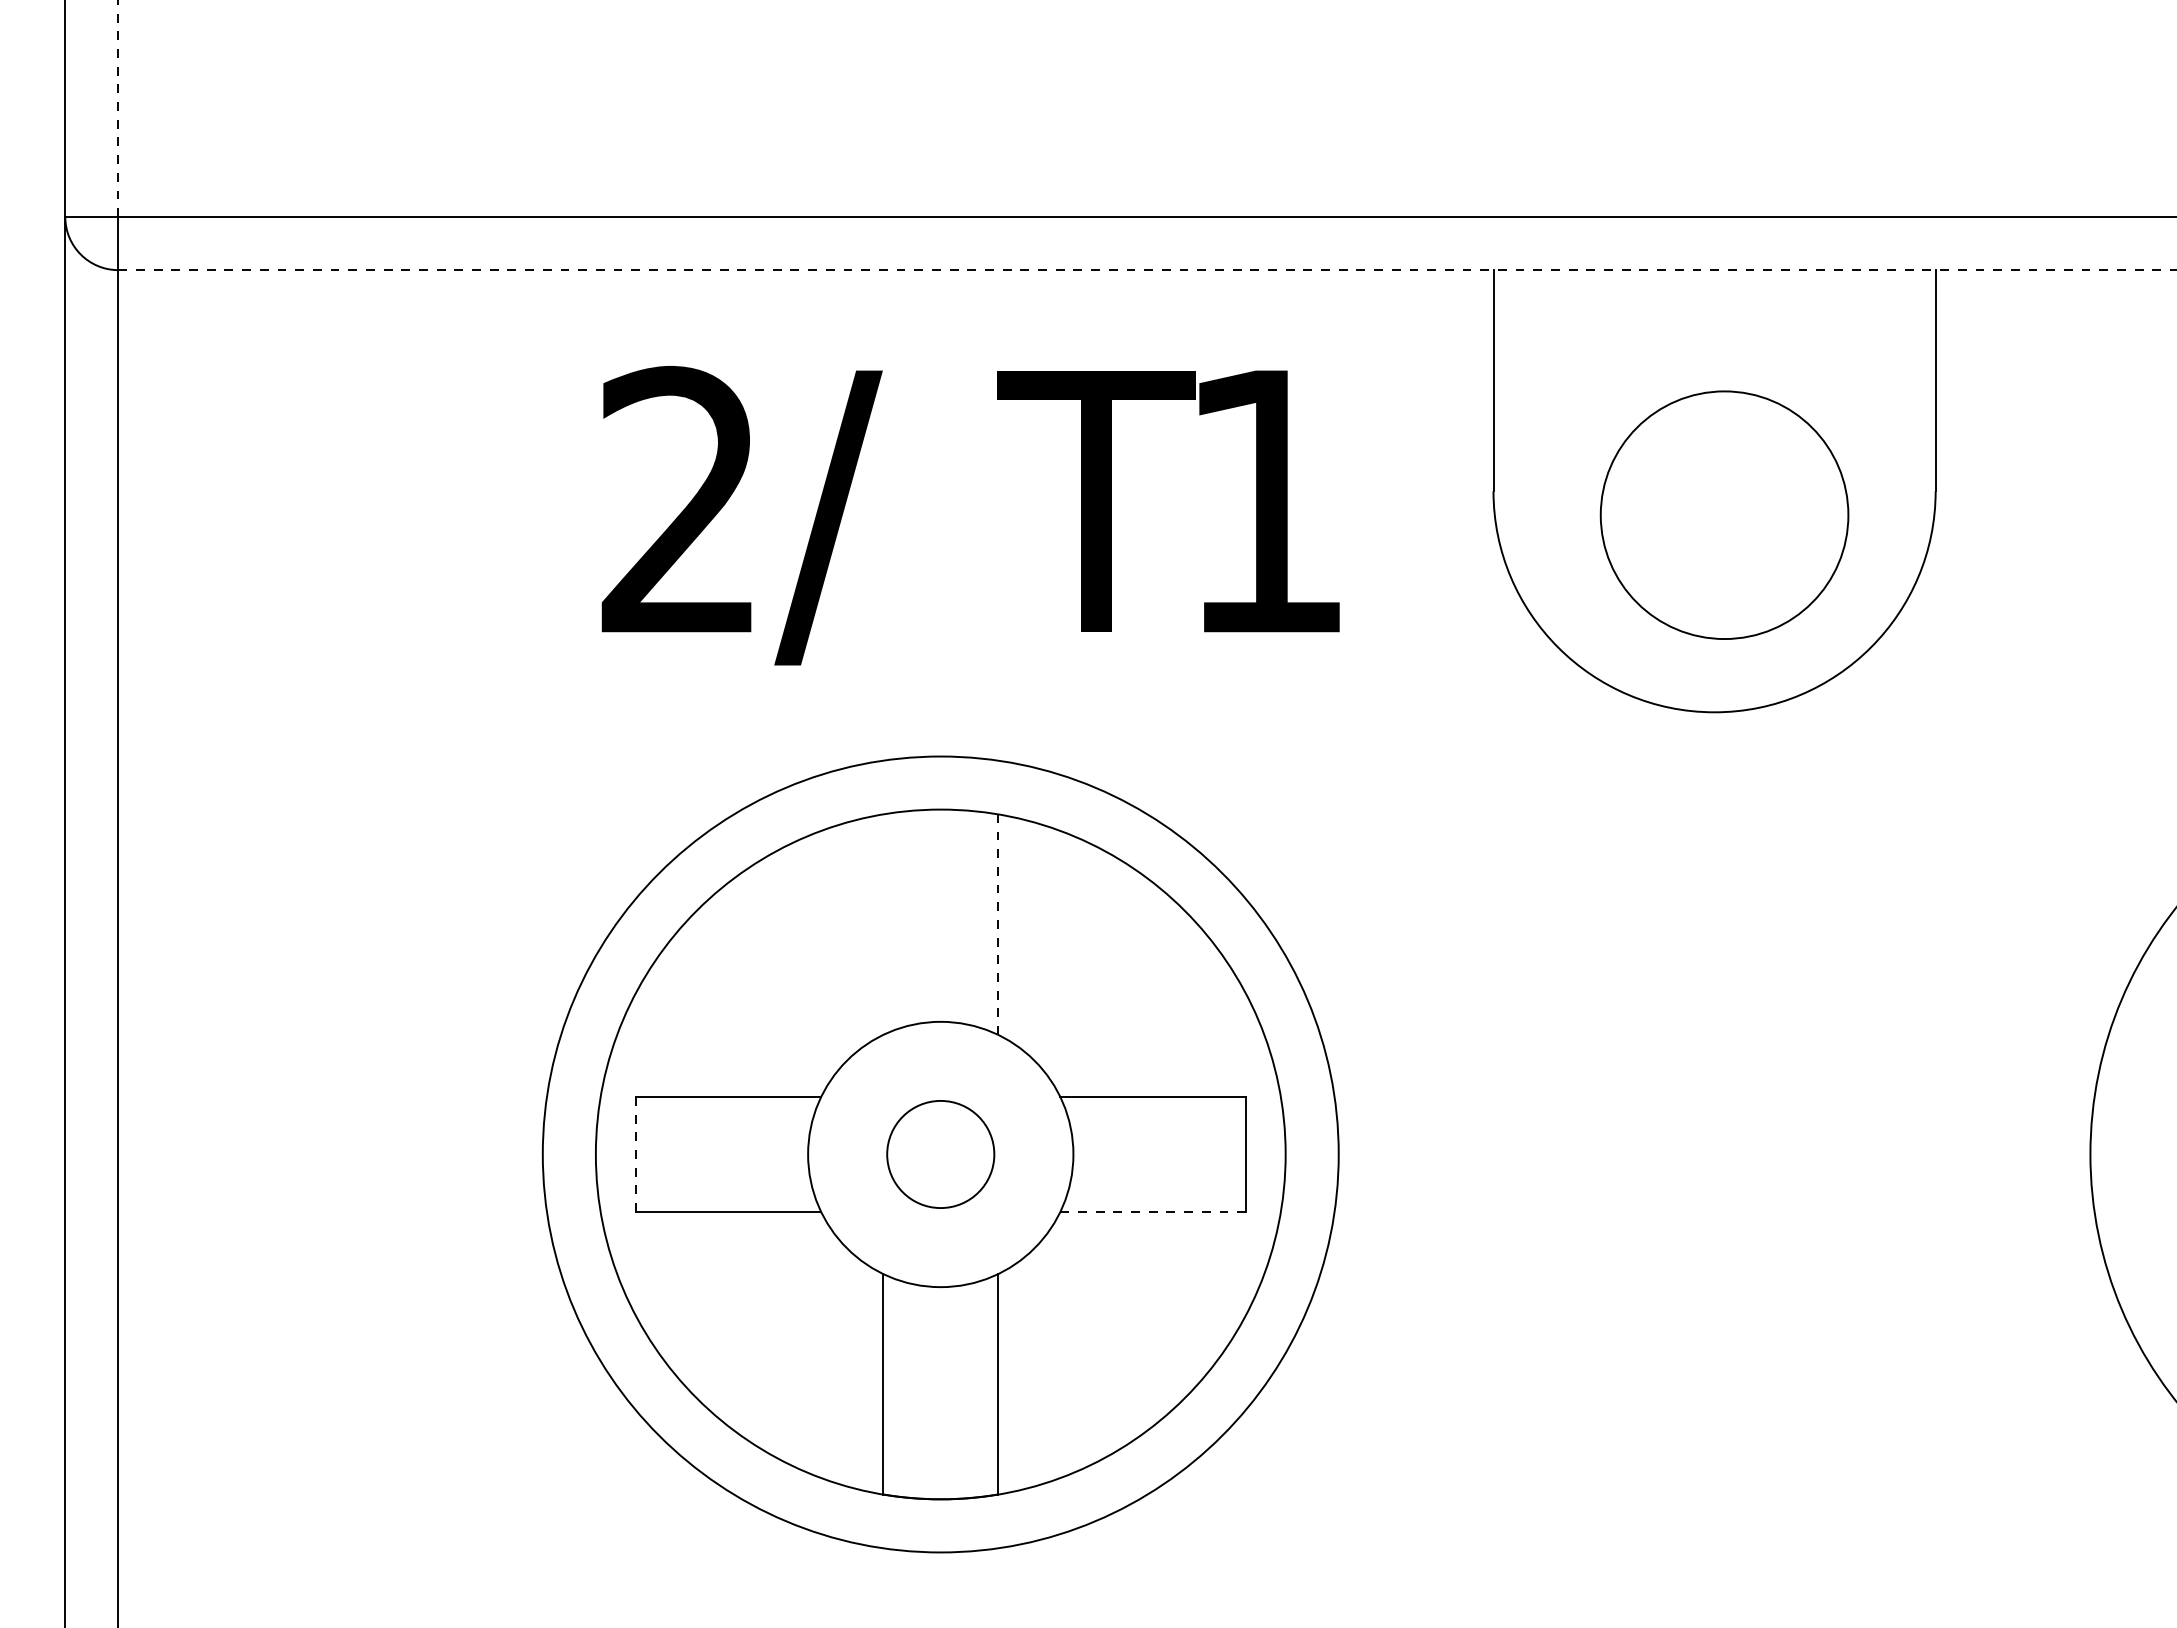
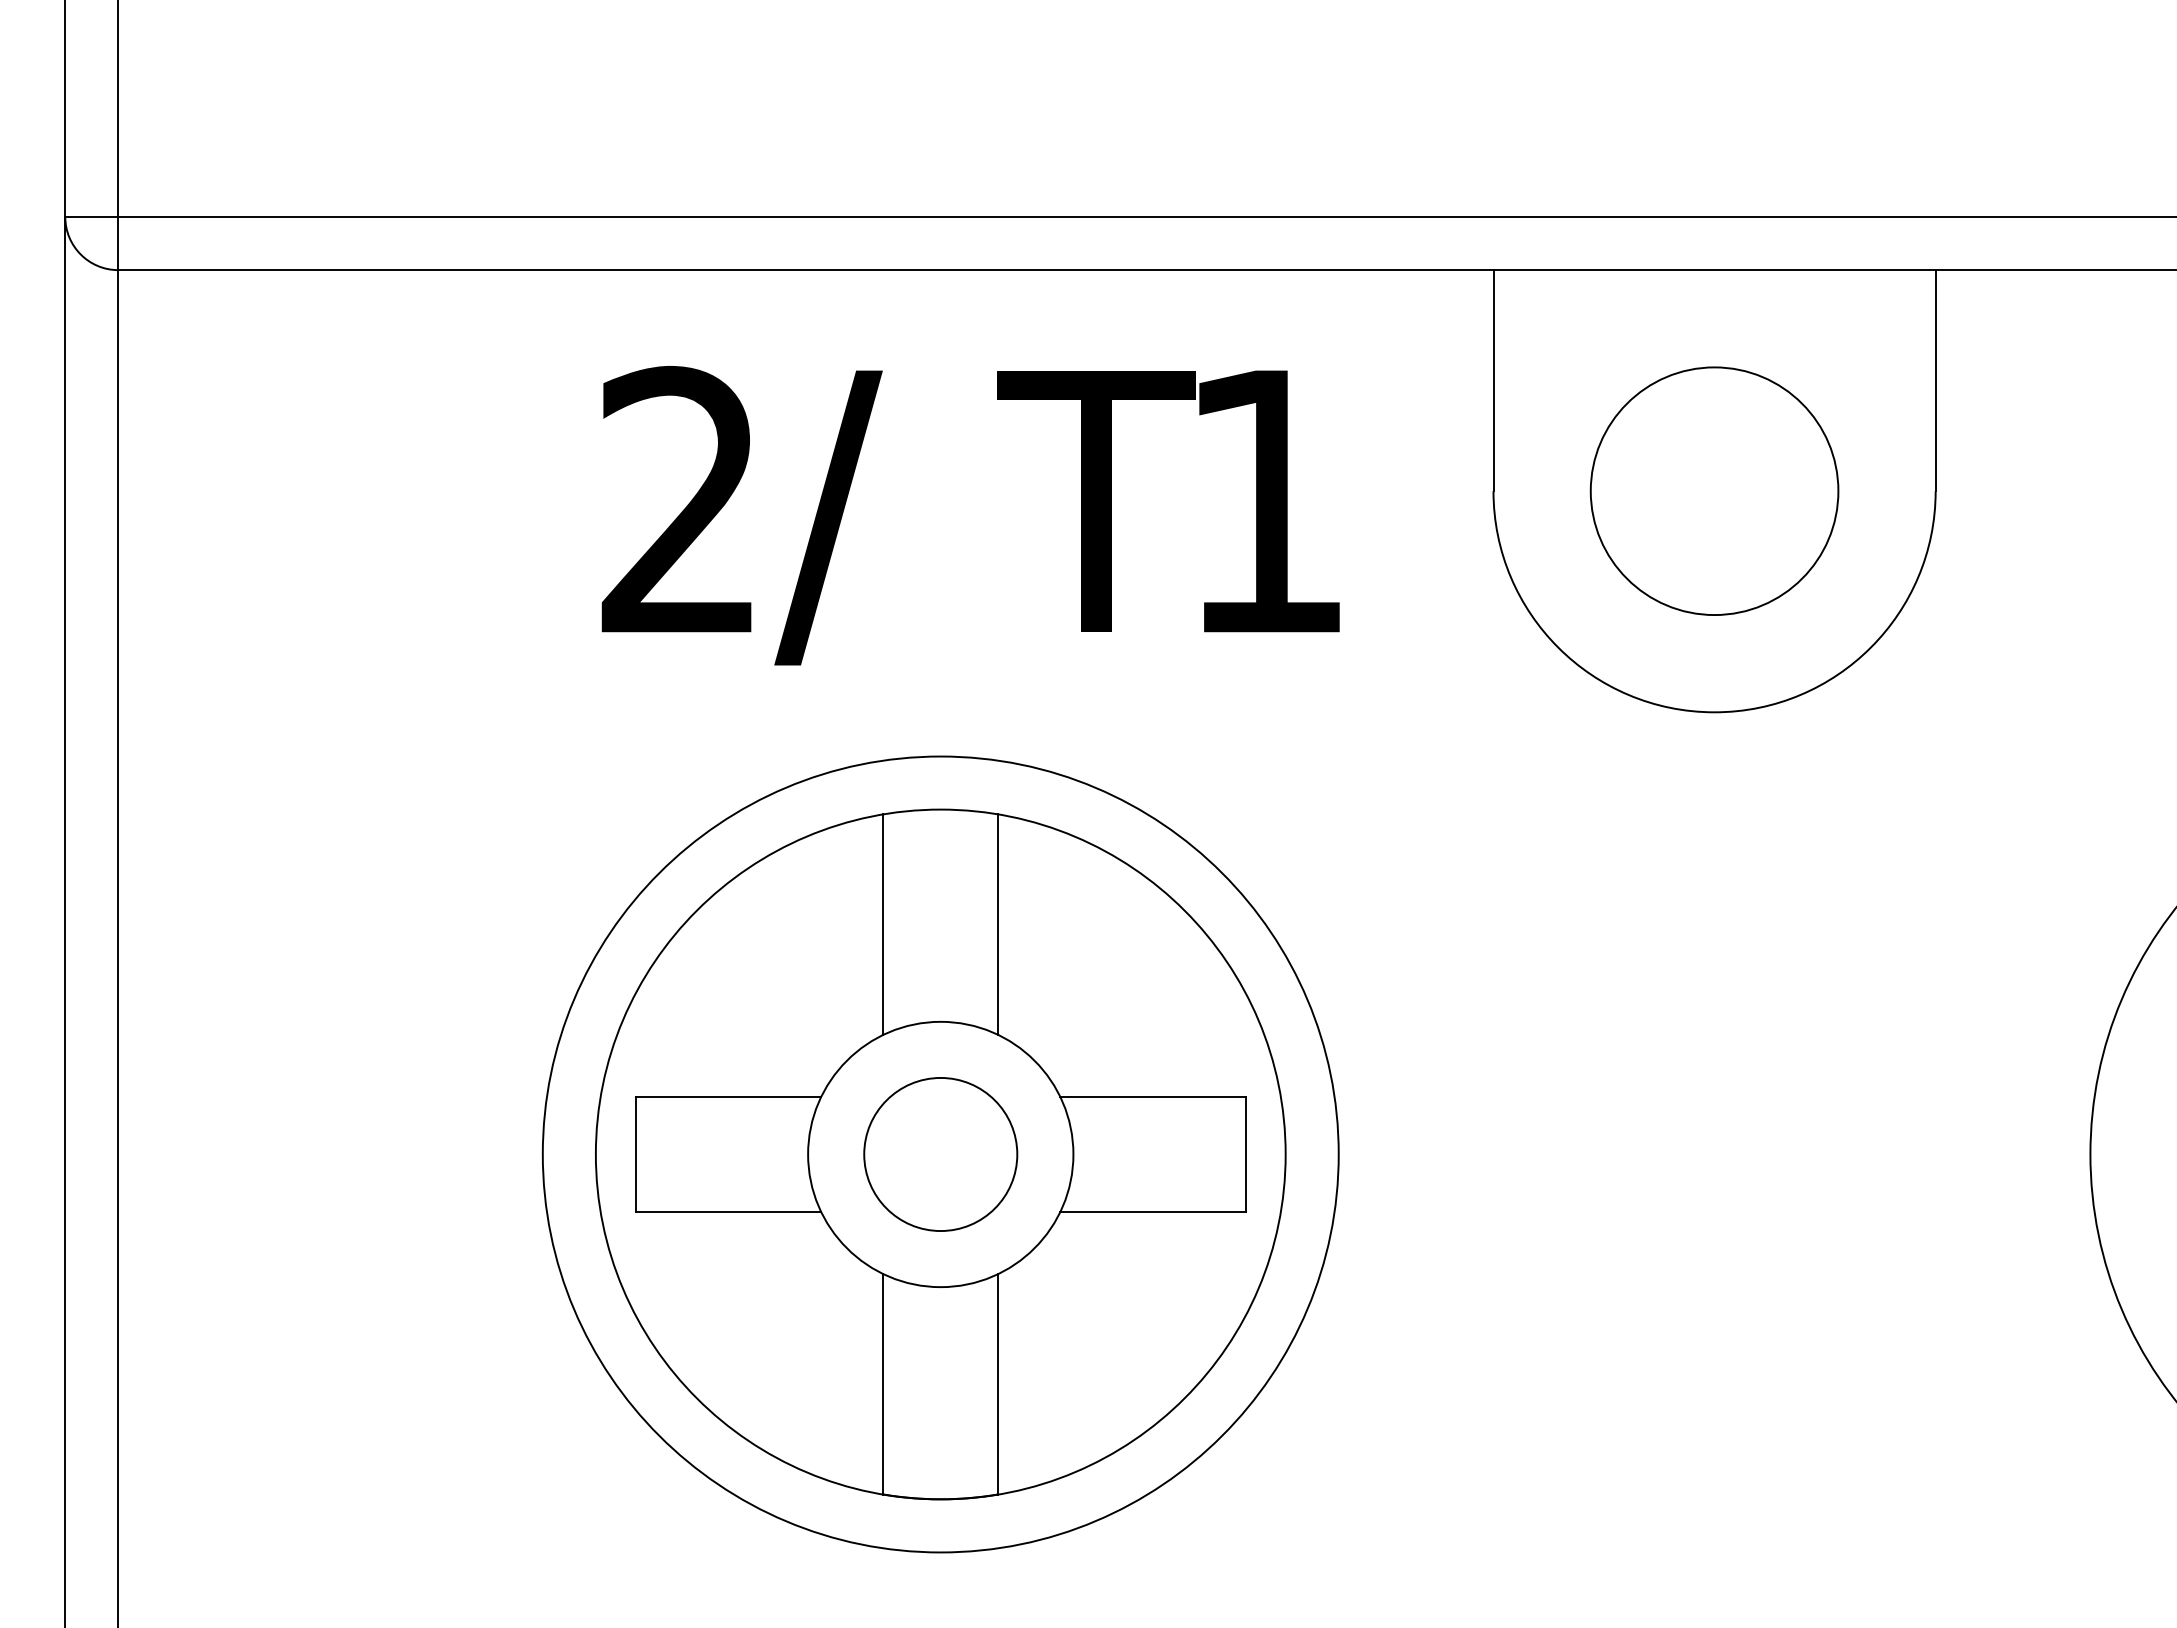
line: dashed -> solid (118, 108)
line: dashed -> solid (1148, 270)
circle position: (1724, 514) -> (1714, 490) (1714, 490)
line: none -> present (883, 924)
line: dashed -> solid (998, 924)
line: dashed -> solid (635, 1153)
circle diameter: 107 px -> 153 px (940, 1154)
line: dashed -> solid (1153, 1211)
